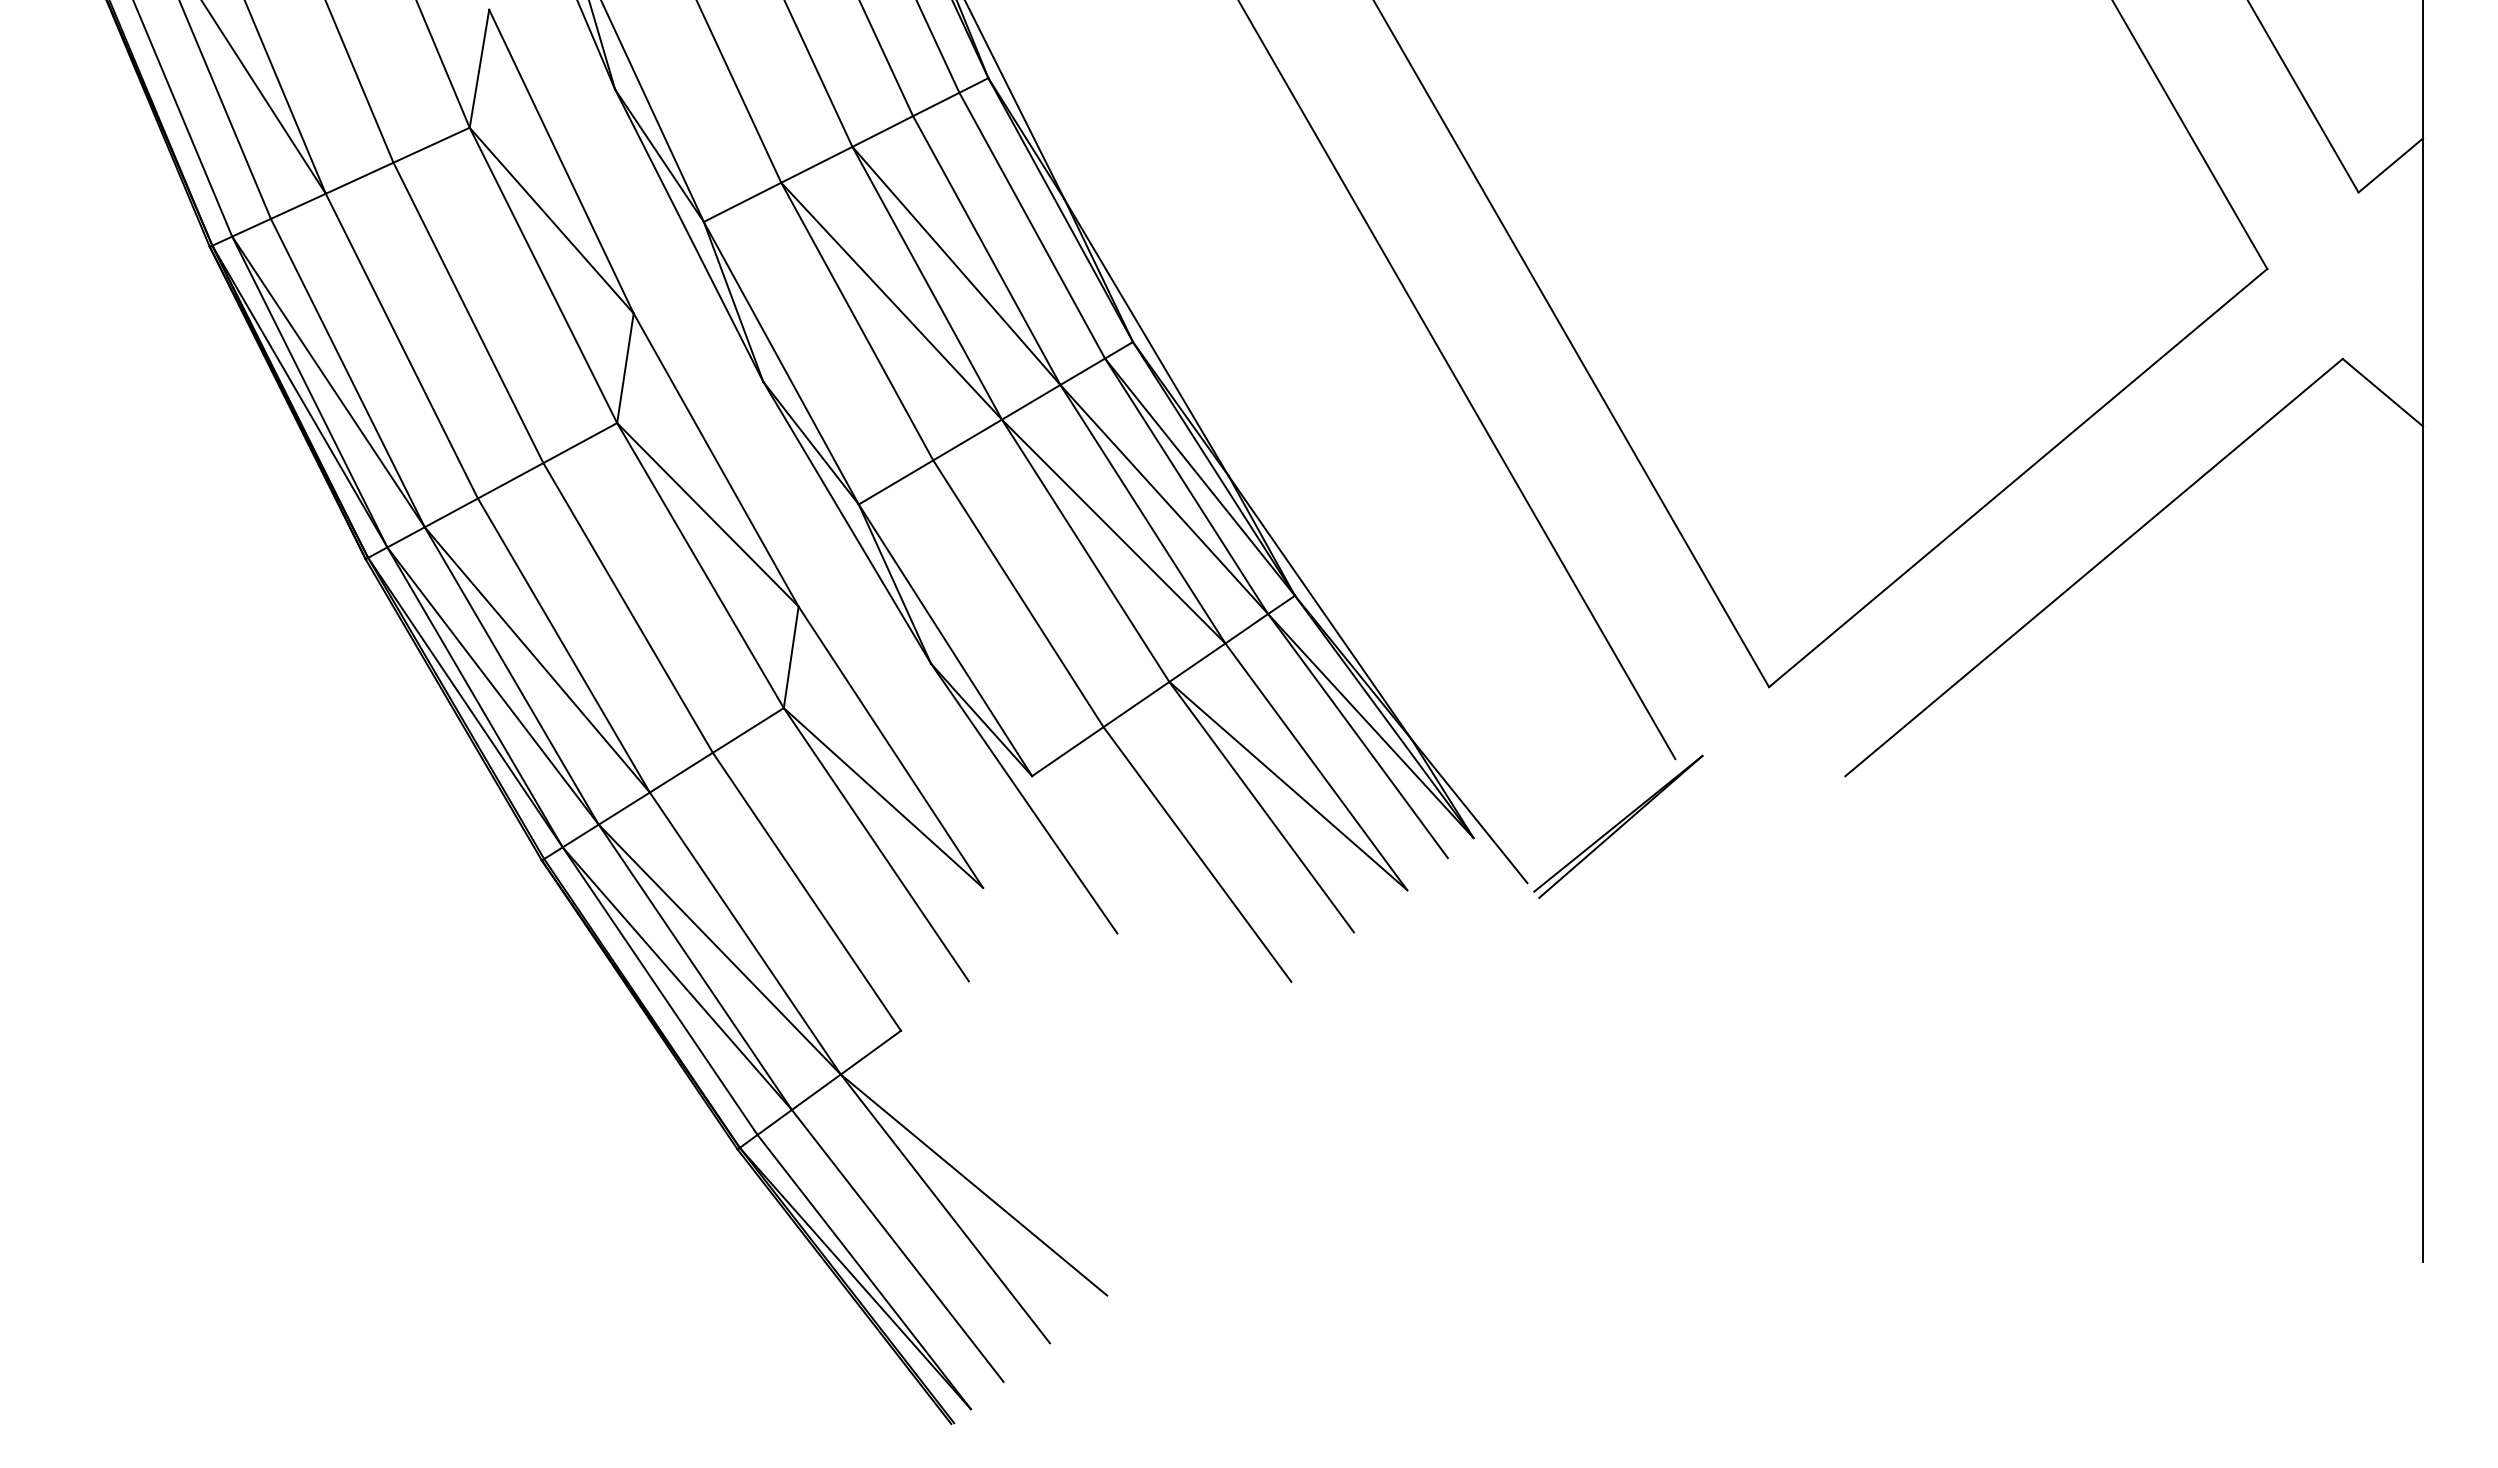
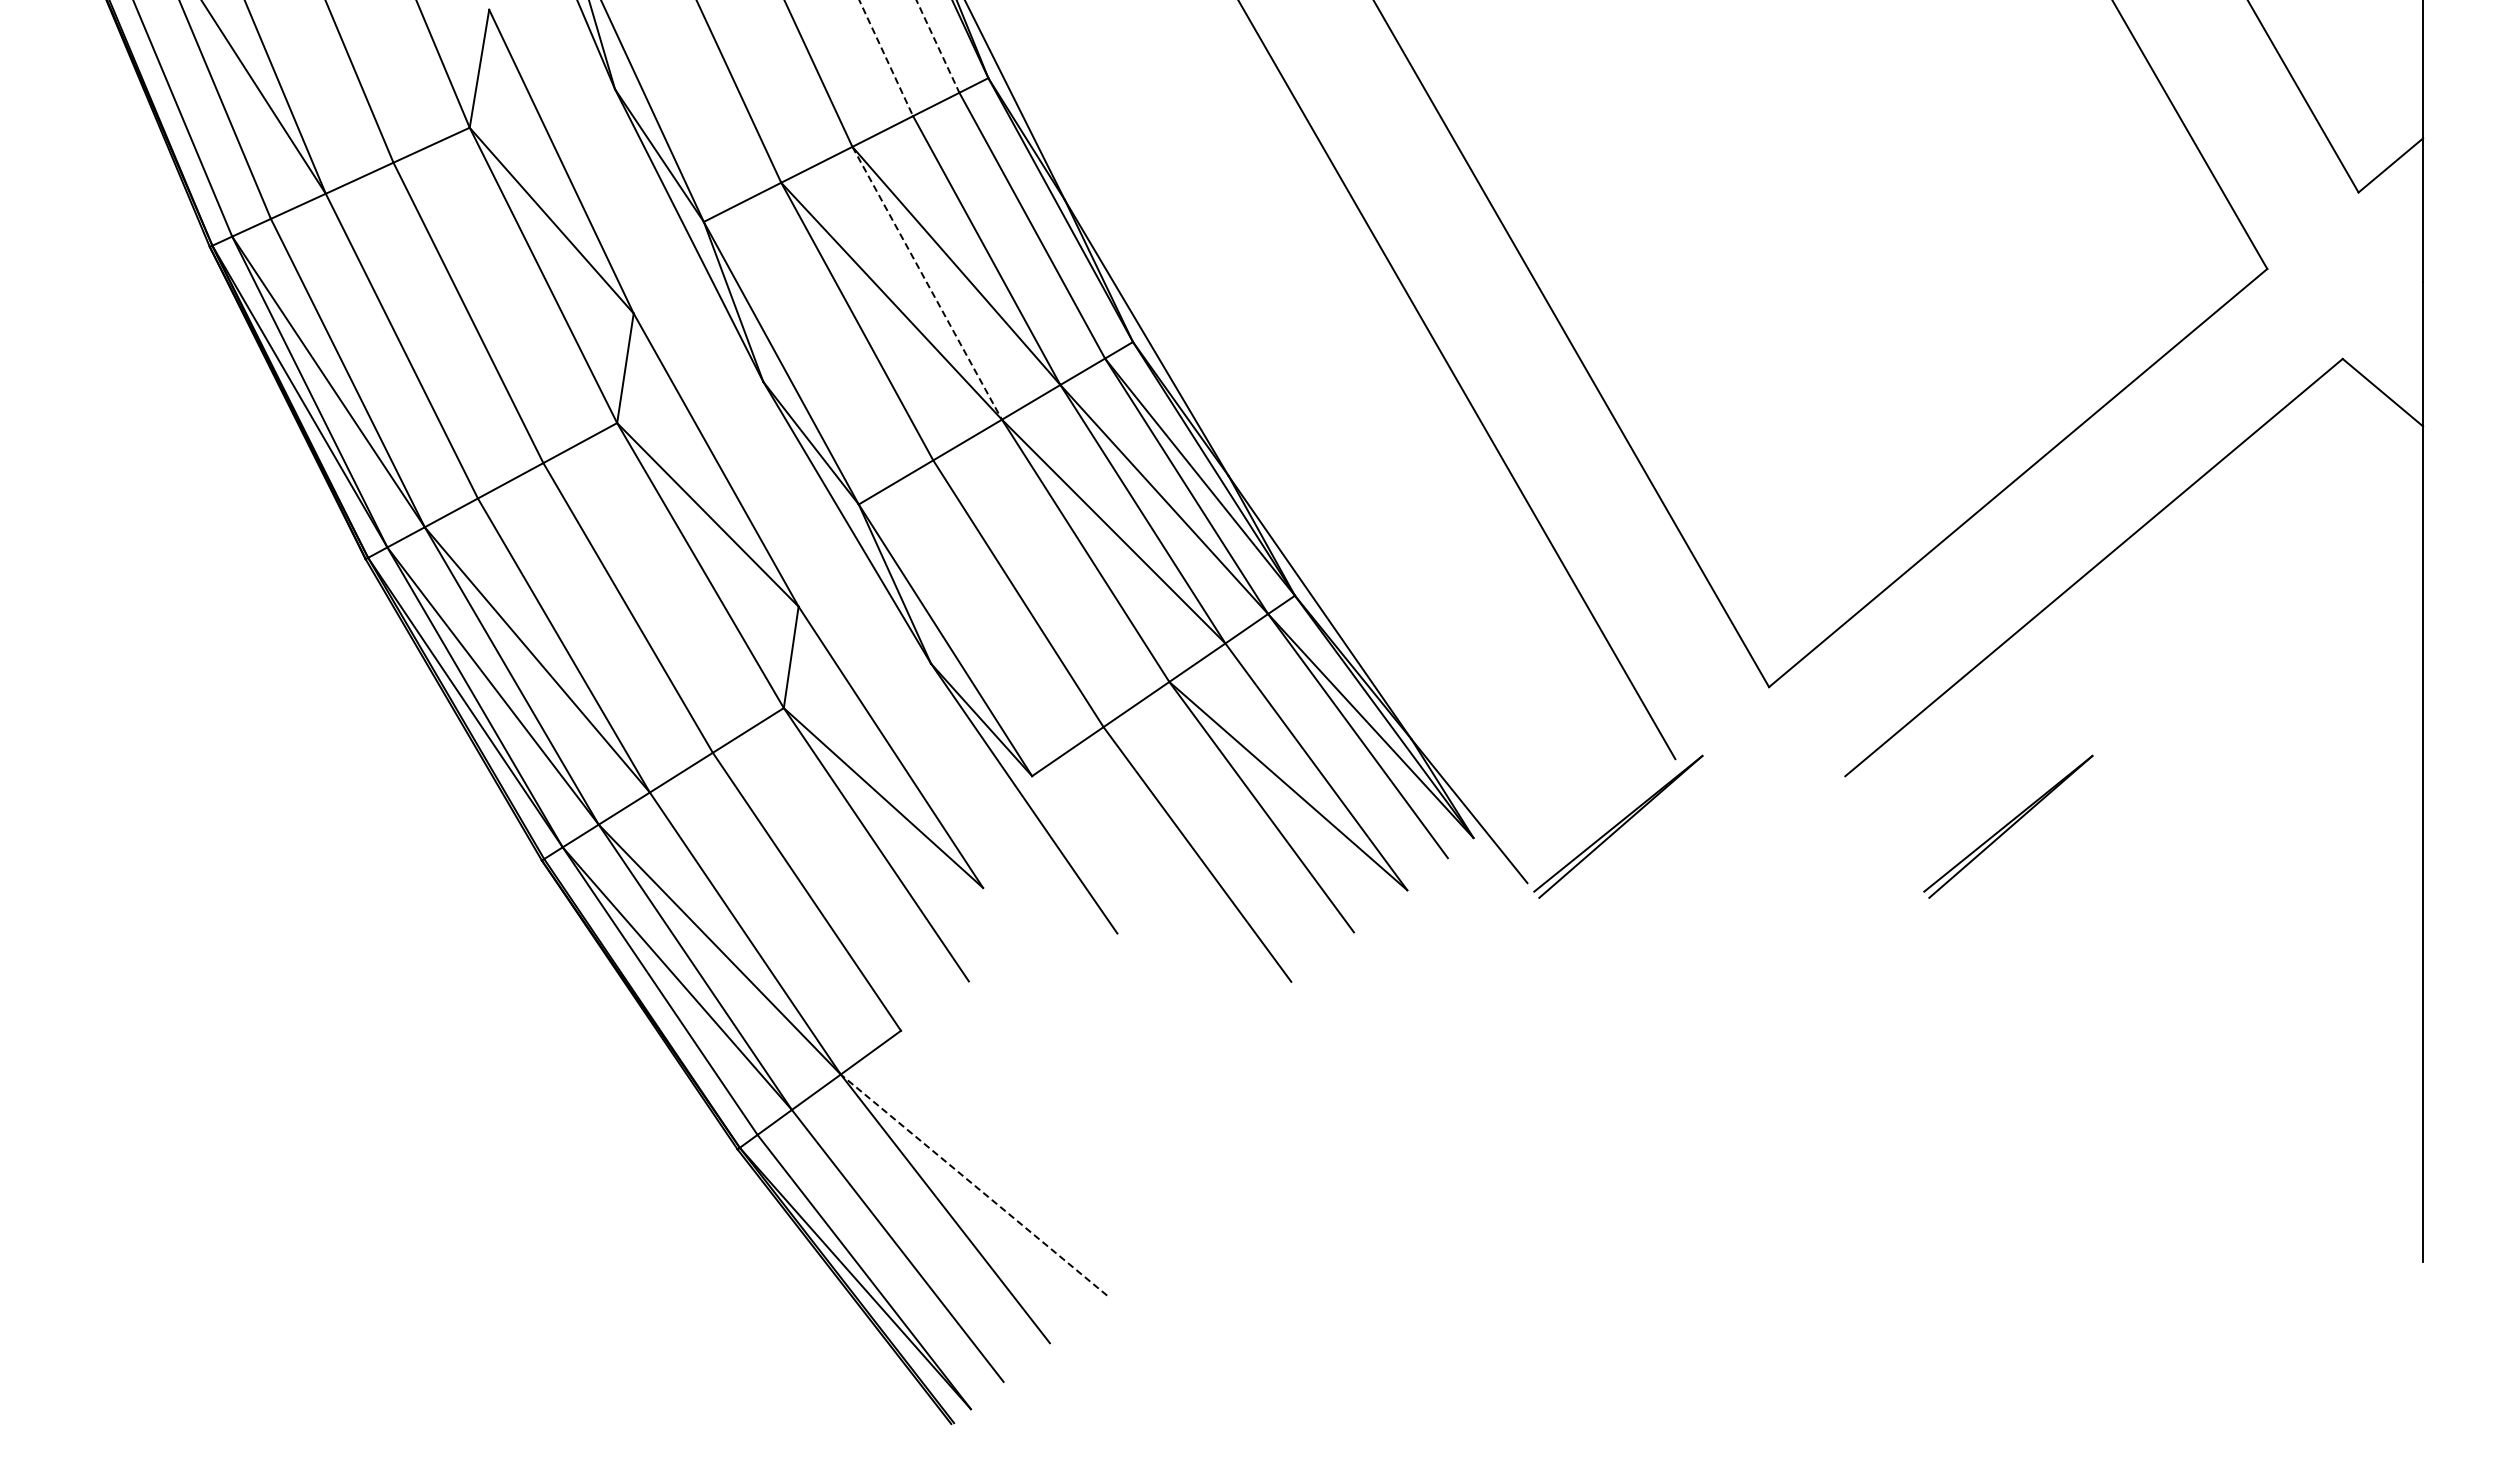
line: solid -> dashed (938, 46)
line: solid -> dashed (886, 58)
line: solid -> dashed (927, 283)
part: none -> present (2008, 826)
line: solid -> dashed (973, 1184)
